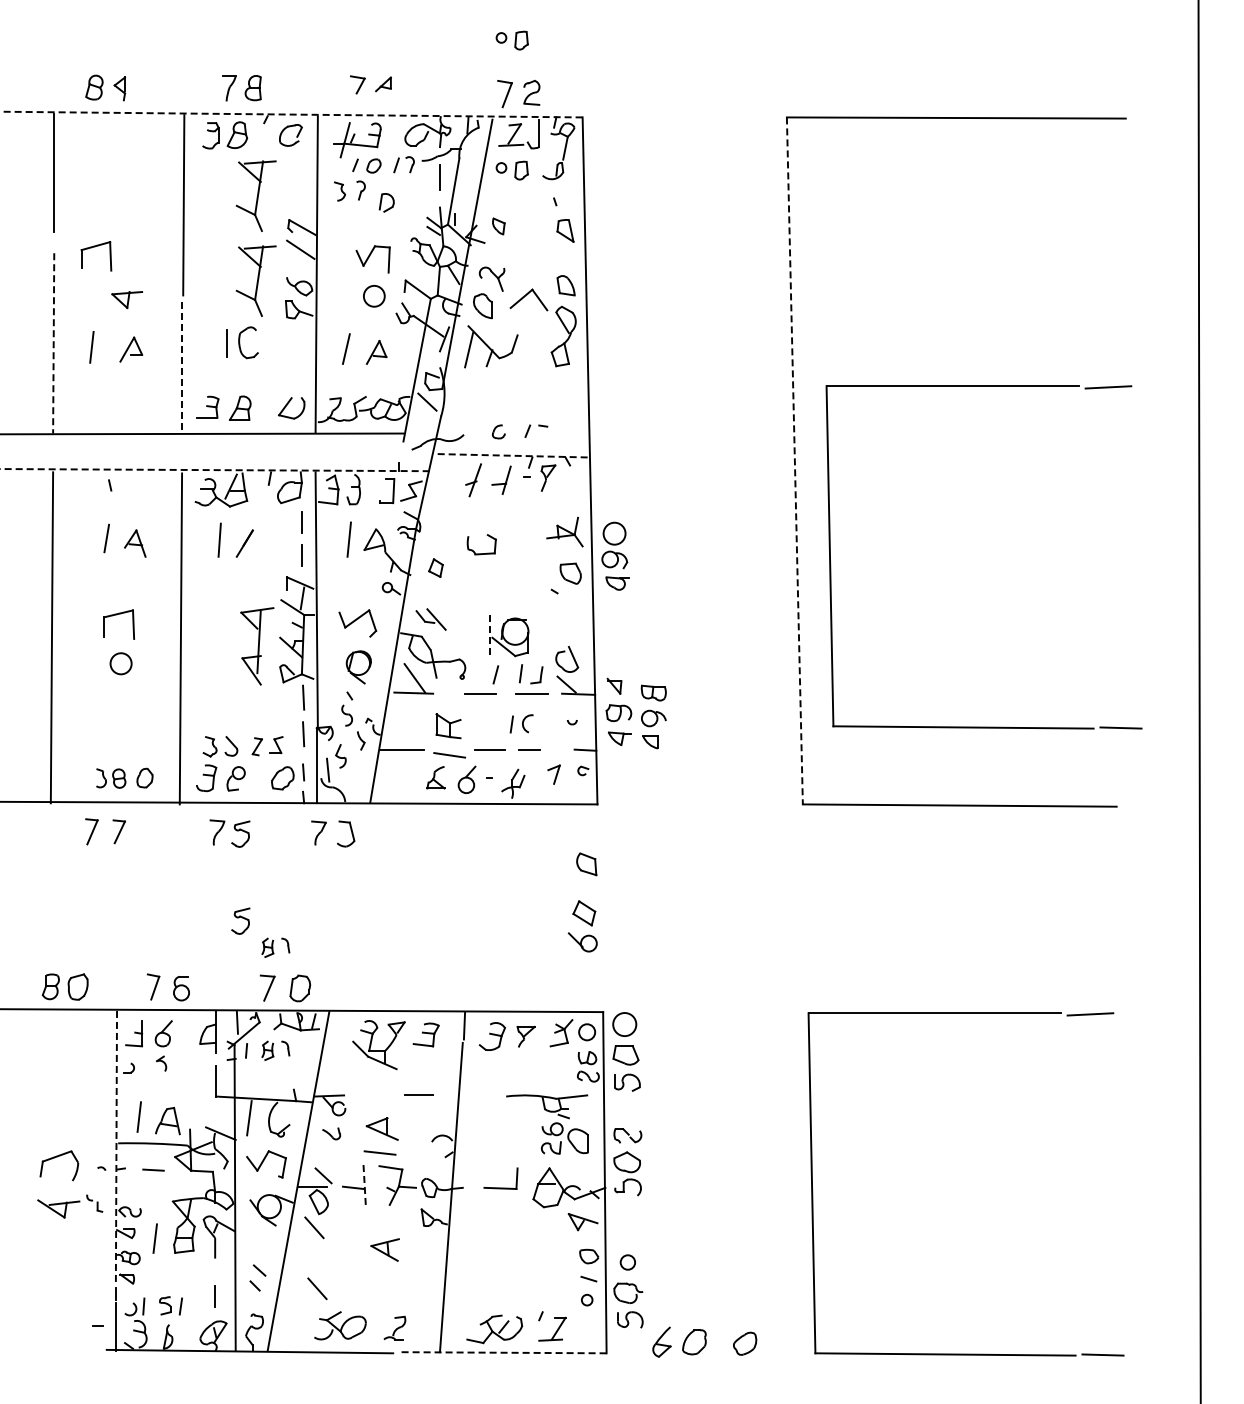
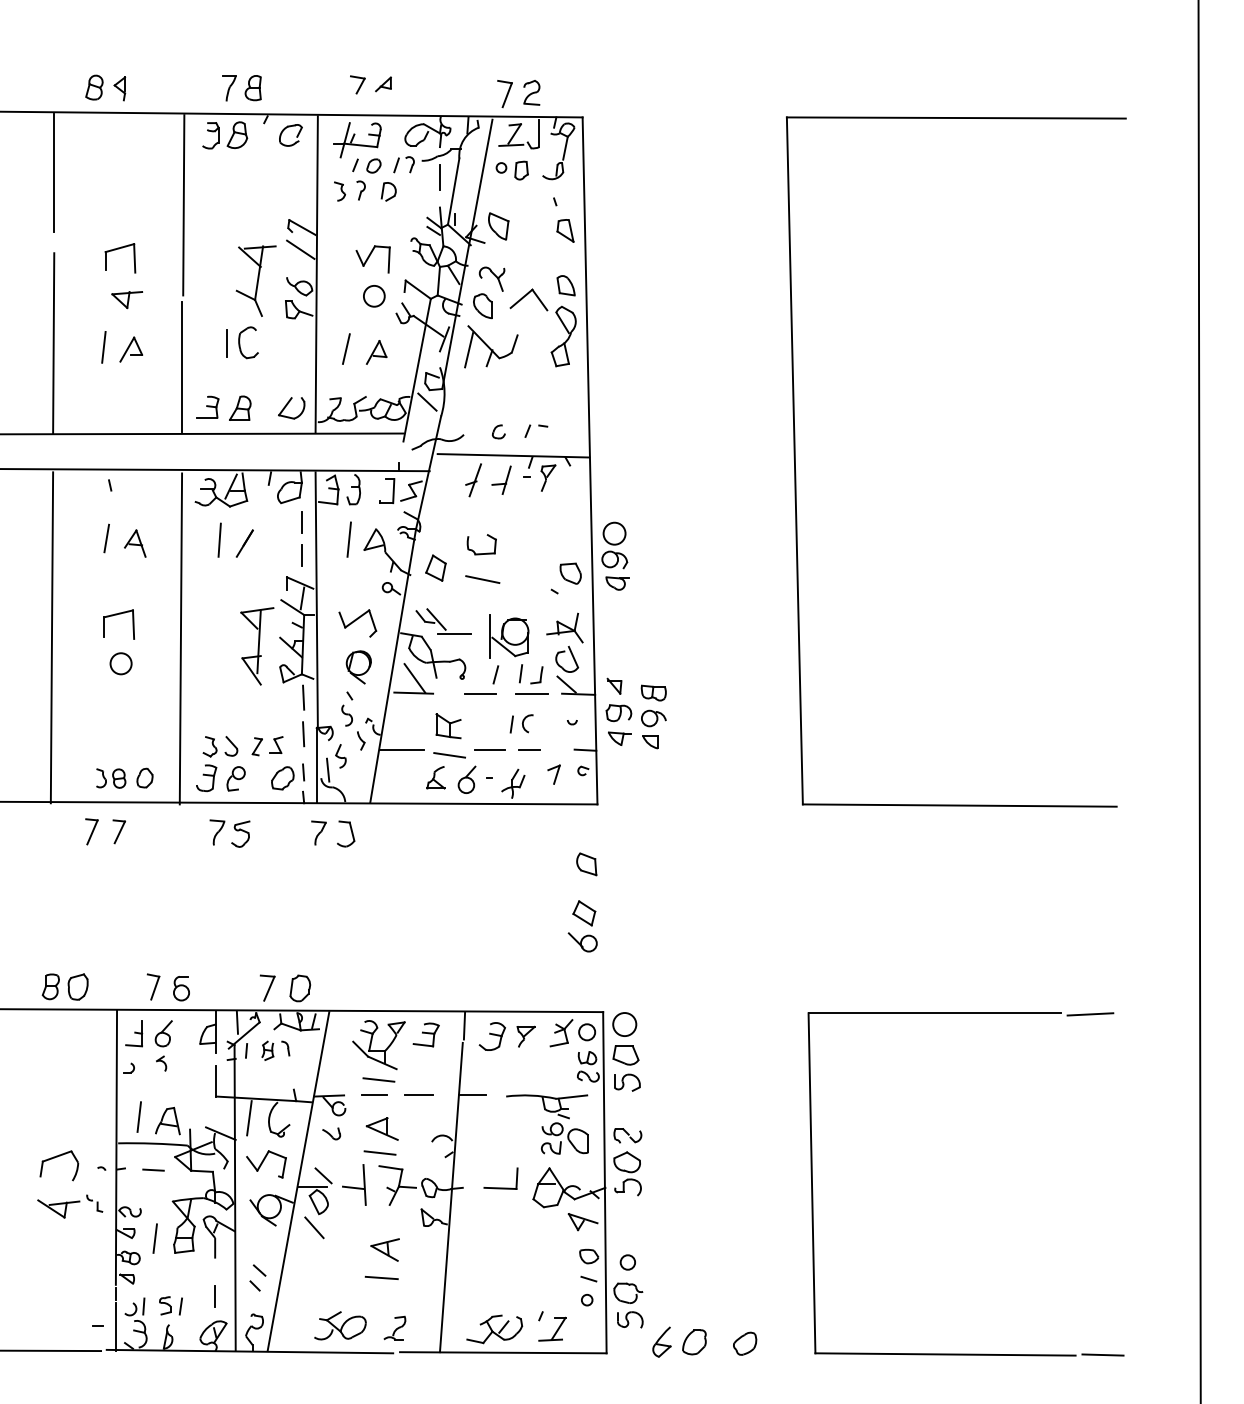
part: present -> none (511, 40)
line: dashed -> solid (291, 114)
part: present -> none (255, 195)
part position: (386, 202) -> (388, 191) (388, 191)
part size: 14x19 px -> 22x29 px (498, 226)
part position: (95, 247) -> (119, 249) (119, 249)
line: dashed -> solid (53, 343)
line position: (91, 347) -> (103, 347) (103, 347)
line: dashed -> solid (182, 367)
line: dashed -> solid (513, 455)
line: dashed -> solid (794, 460)
line: dashed -> solid (214, 470)
part position: (564, 531) -> (564, 627) (564, 627)
part: present -> none (831, 564)
part size: 16x20 px -> 22x28 px (435, 567)
line: none -> present (482, 579)
line: none -> present (453, 634)
line: dashed -> solid (490, 636)
part: present -> none (240, 920)
part: present -> none (275, 947)
line: none -> present (378, 1079)
line: none -> present (374, 1095)
line: none -> present (472, 1095)
line: dashed -> solid (116, 1147)
line: dashed -> solid (364, 1185)
line: none -> present (381, 1277)
line: present -> none (317, 1288)
line: none -> present (51, 1350)
line: dashed -> solid (502, 1352)
